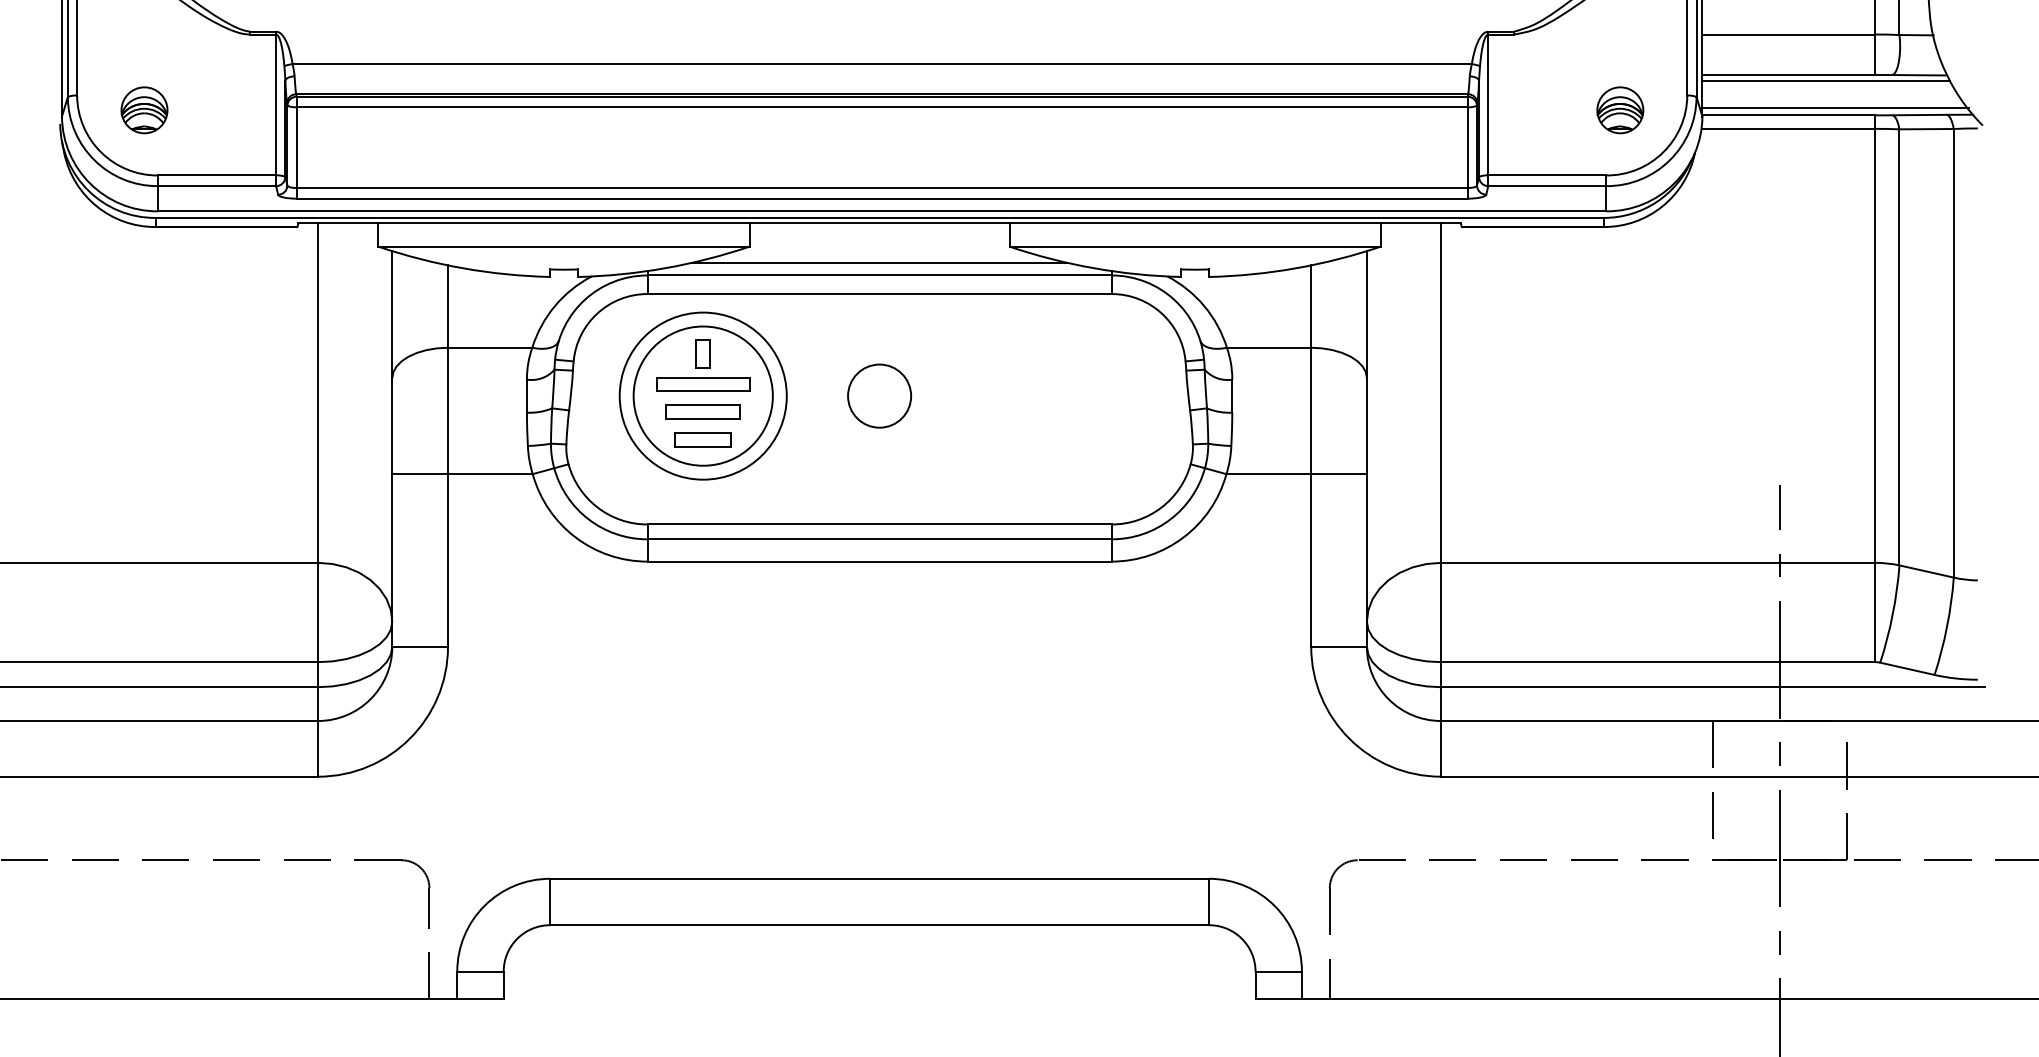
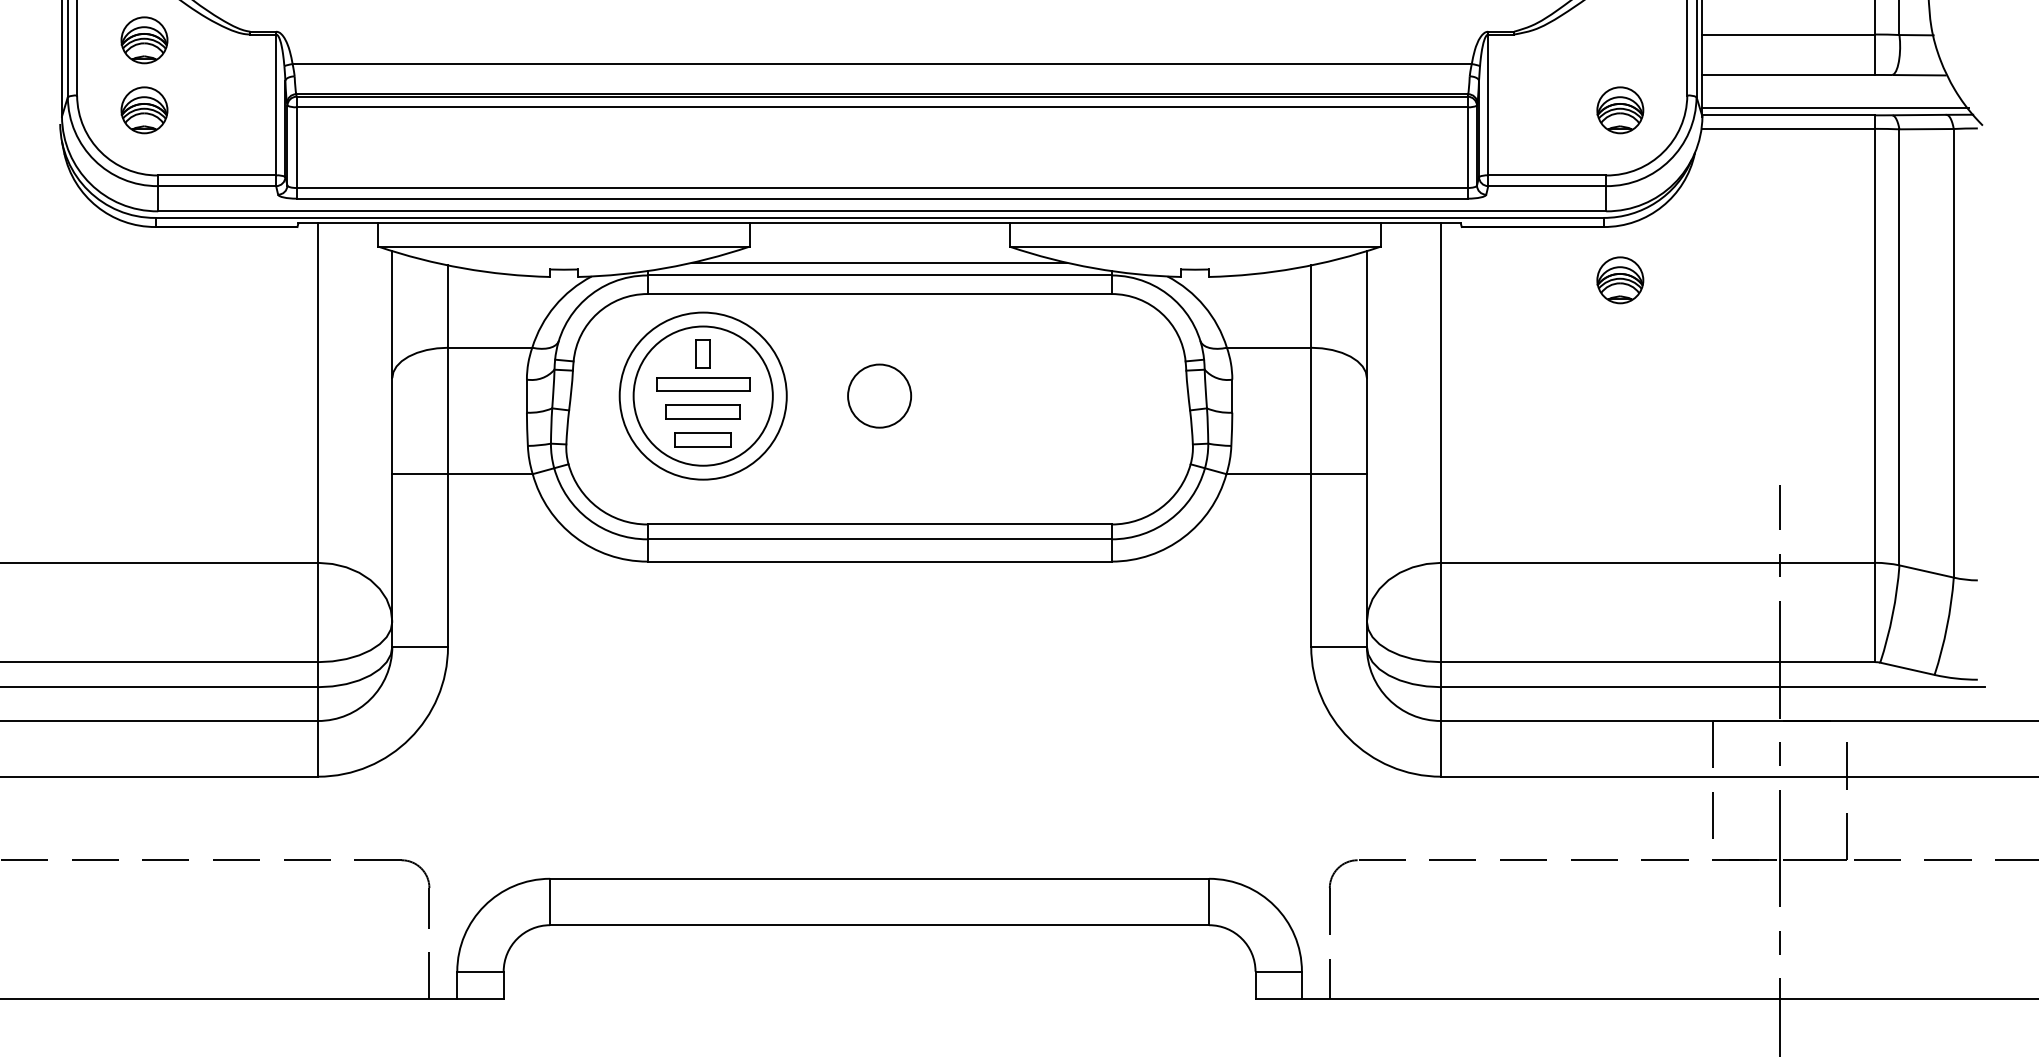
part: none -> present (144, 40)
line: present -> none (1826, 80)
part: none -> present (1620, 280)
